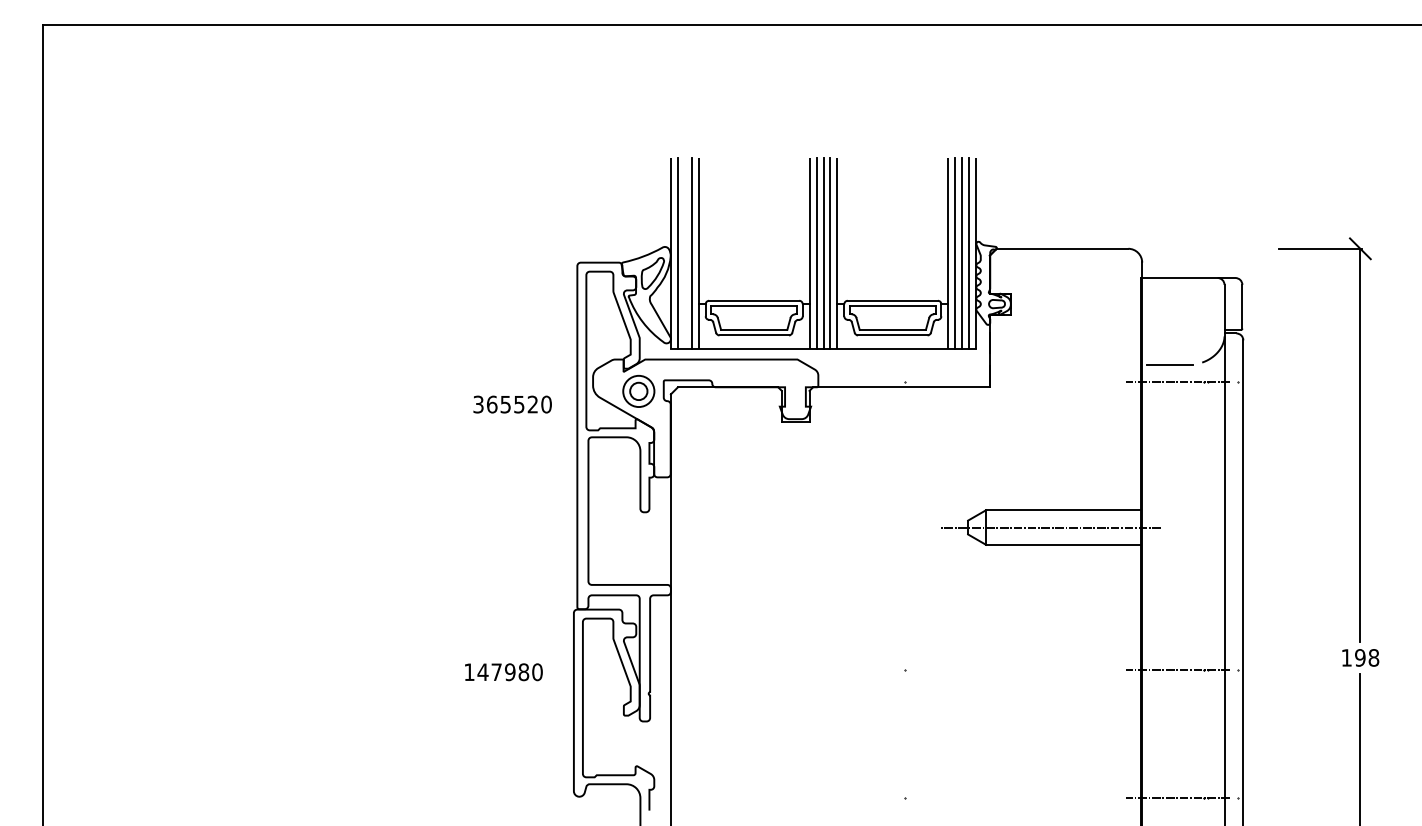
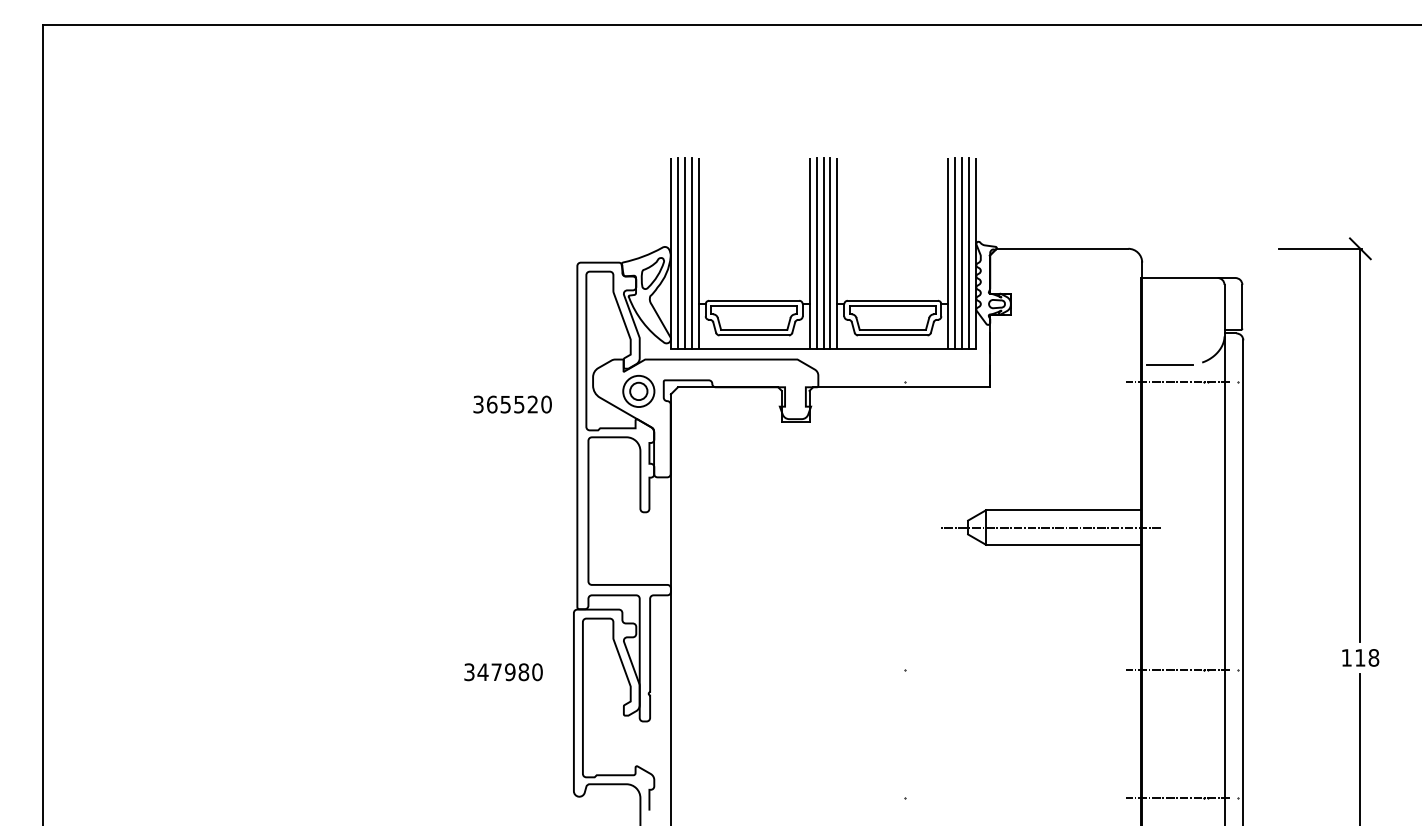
line: none -> present (684, 253)
text: 198 -> 118 (1360, 657)
text: 147980 -> 347980 (469, 672)
